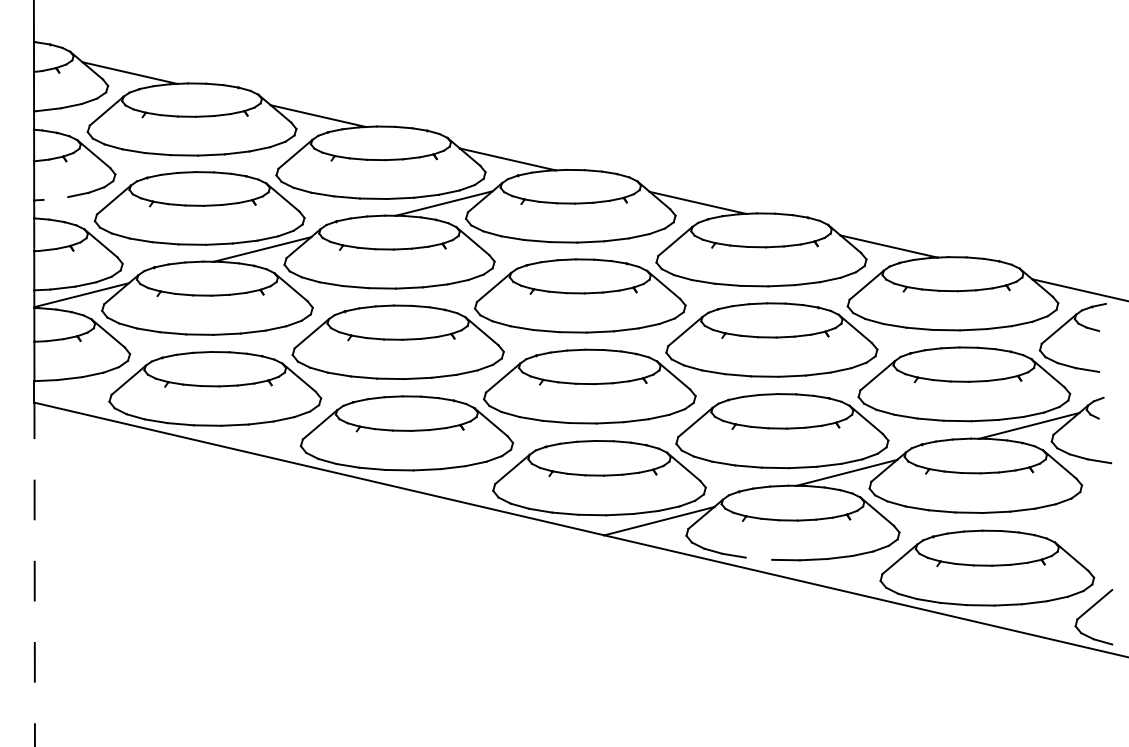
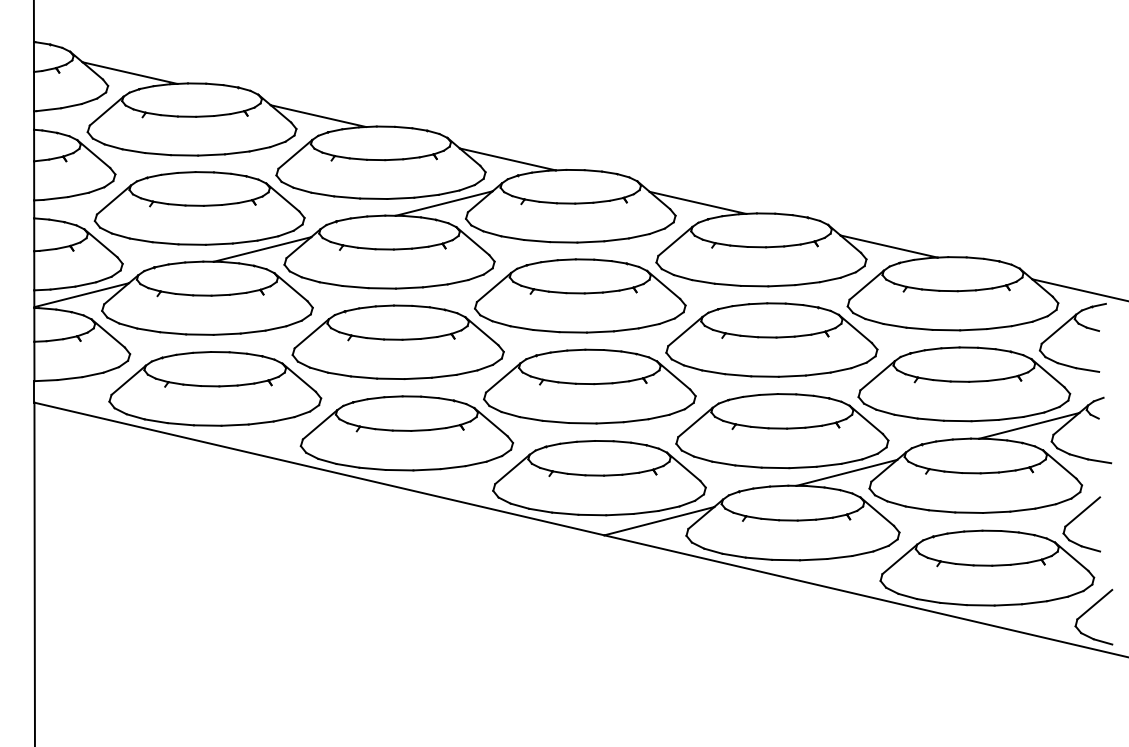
line: none -> present (55, 198)
part: none -> present (1076, 518)
line: none -> present (758, 558)
line: dashed -> solid (34, 574)
